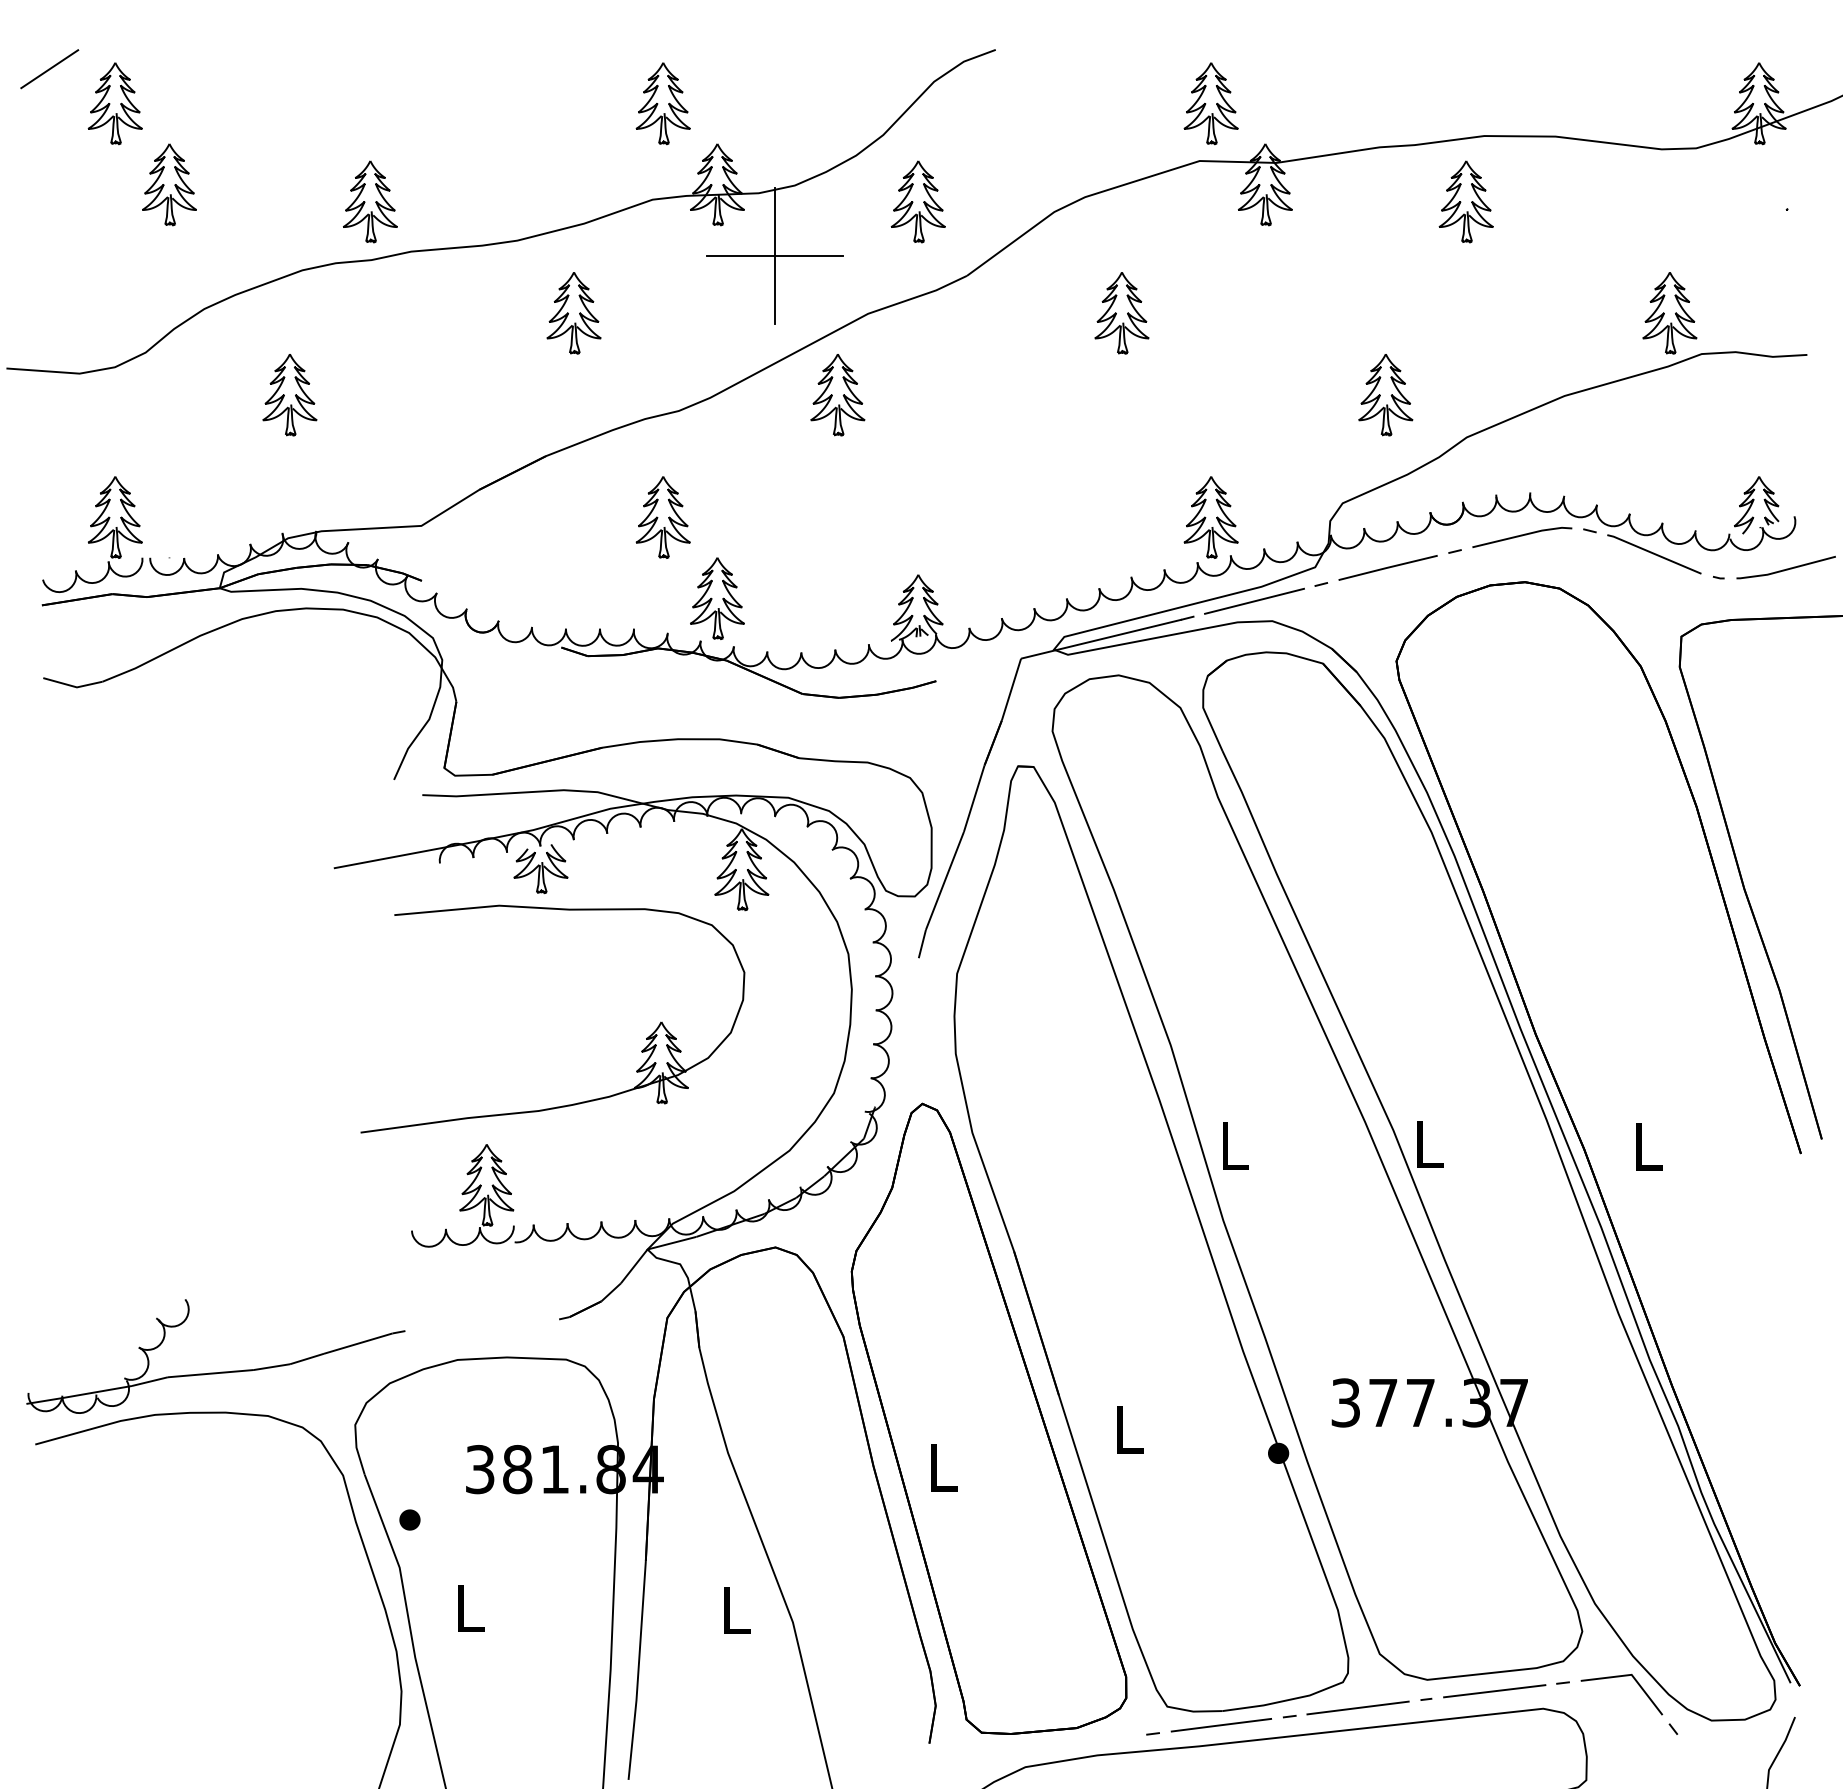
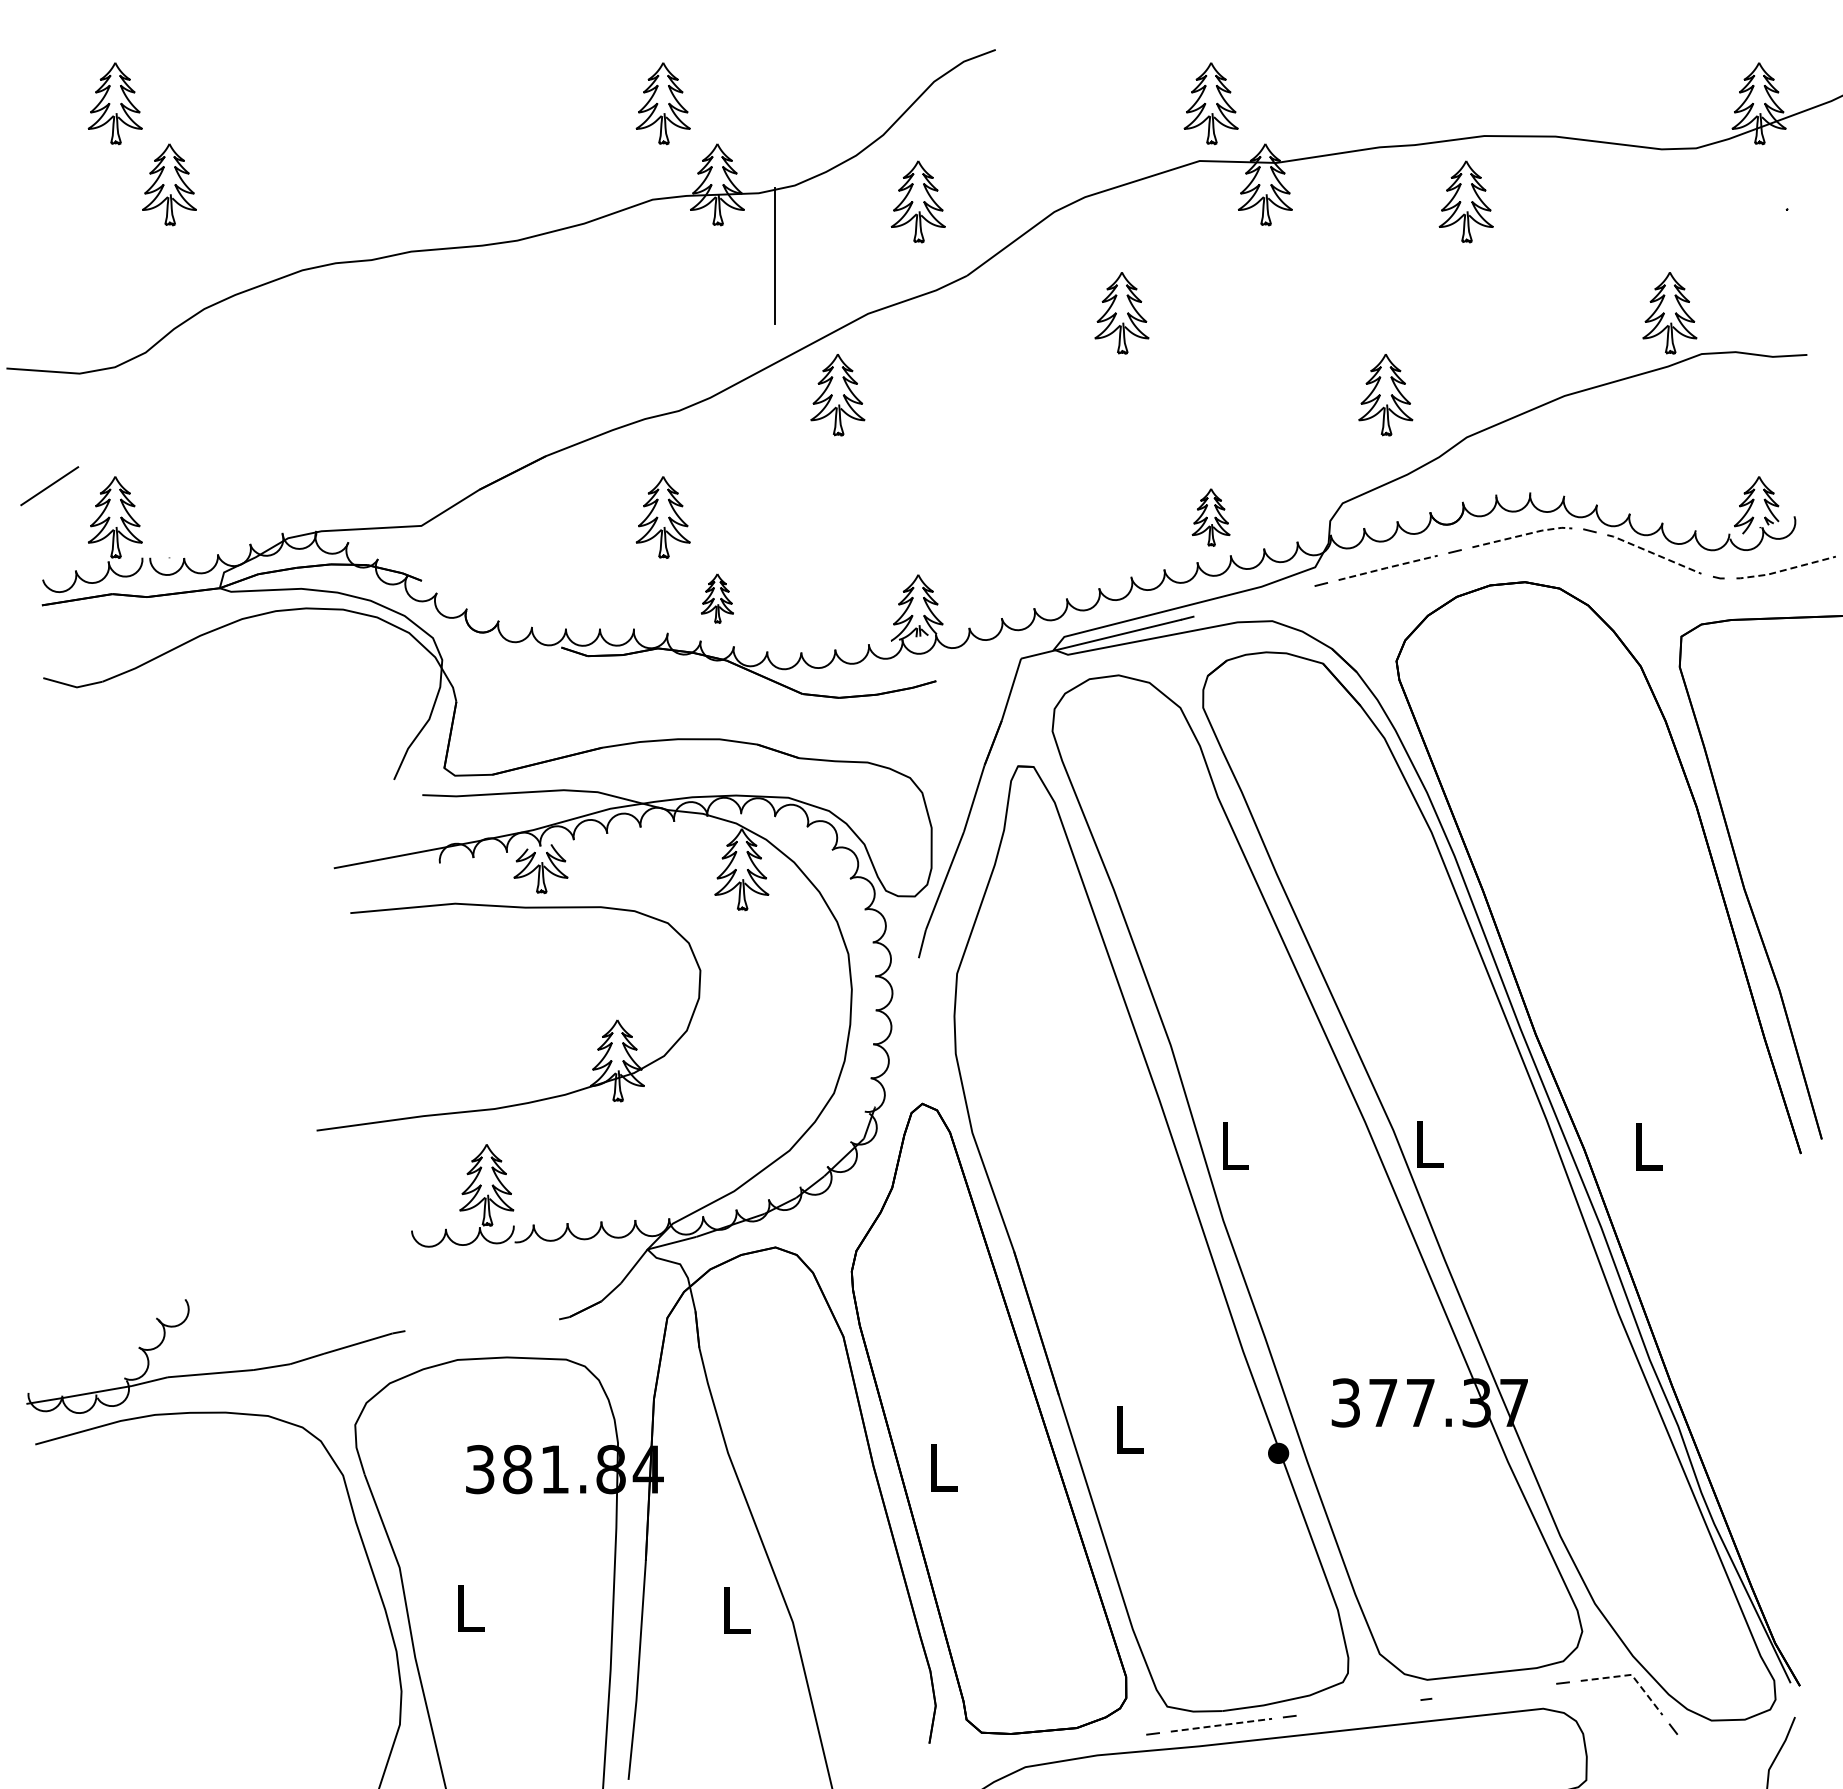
line position: (49, 69) -> (49, 486) (49, 486)
part: present -> none (370, 201)
line: present -> none (775, 256)
part: present -> none (573, 313)
part: present -> none (289, 395)
part size: 56x83 px -> 40x59 px (1210, 517)
line: solid -> dashed (1523, 535)
line: solid -> dashed (1653, 553)
line: solid -> dashed (1387, 567)
line: solid -> dashed (1785, 569)
part size: 55x83 px -> 34x51 px (716, 598)
line: present -> none (1254, 600)
part position: (567, 1104) -> (523, 1102) (523, 1102)
part: present -> none (409, 1519)
line: solid -> dashed (1631, 1674)
line: present -> none (1494, 1691)
line: present -> none (1357, 1707)
line: solid -> dashed (1220, 1725)
